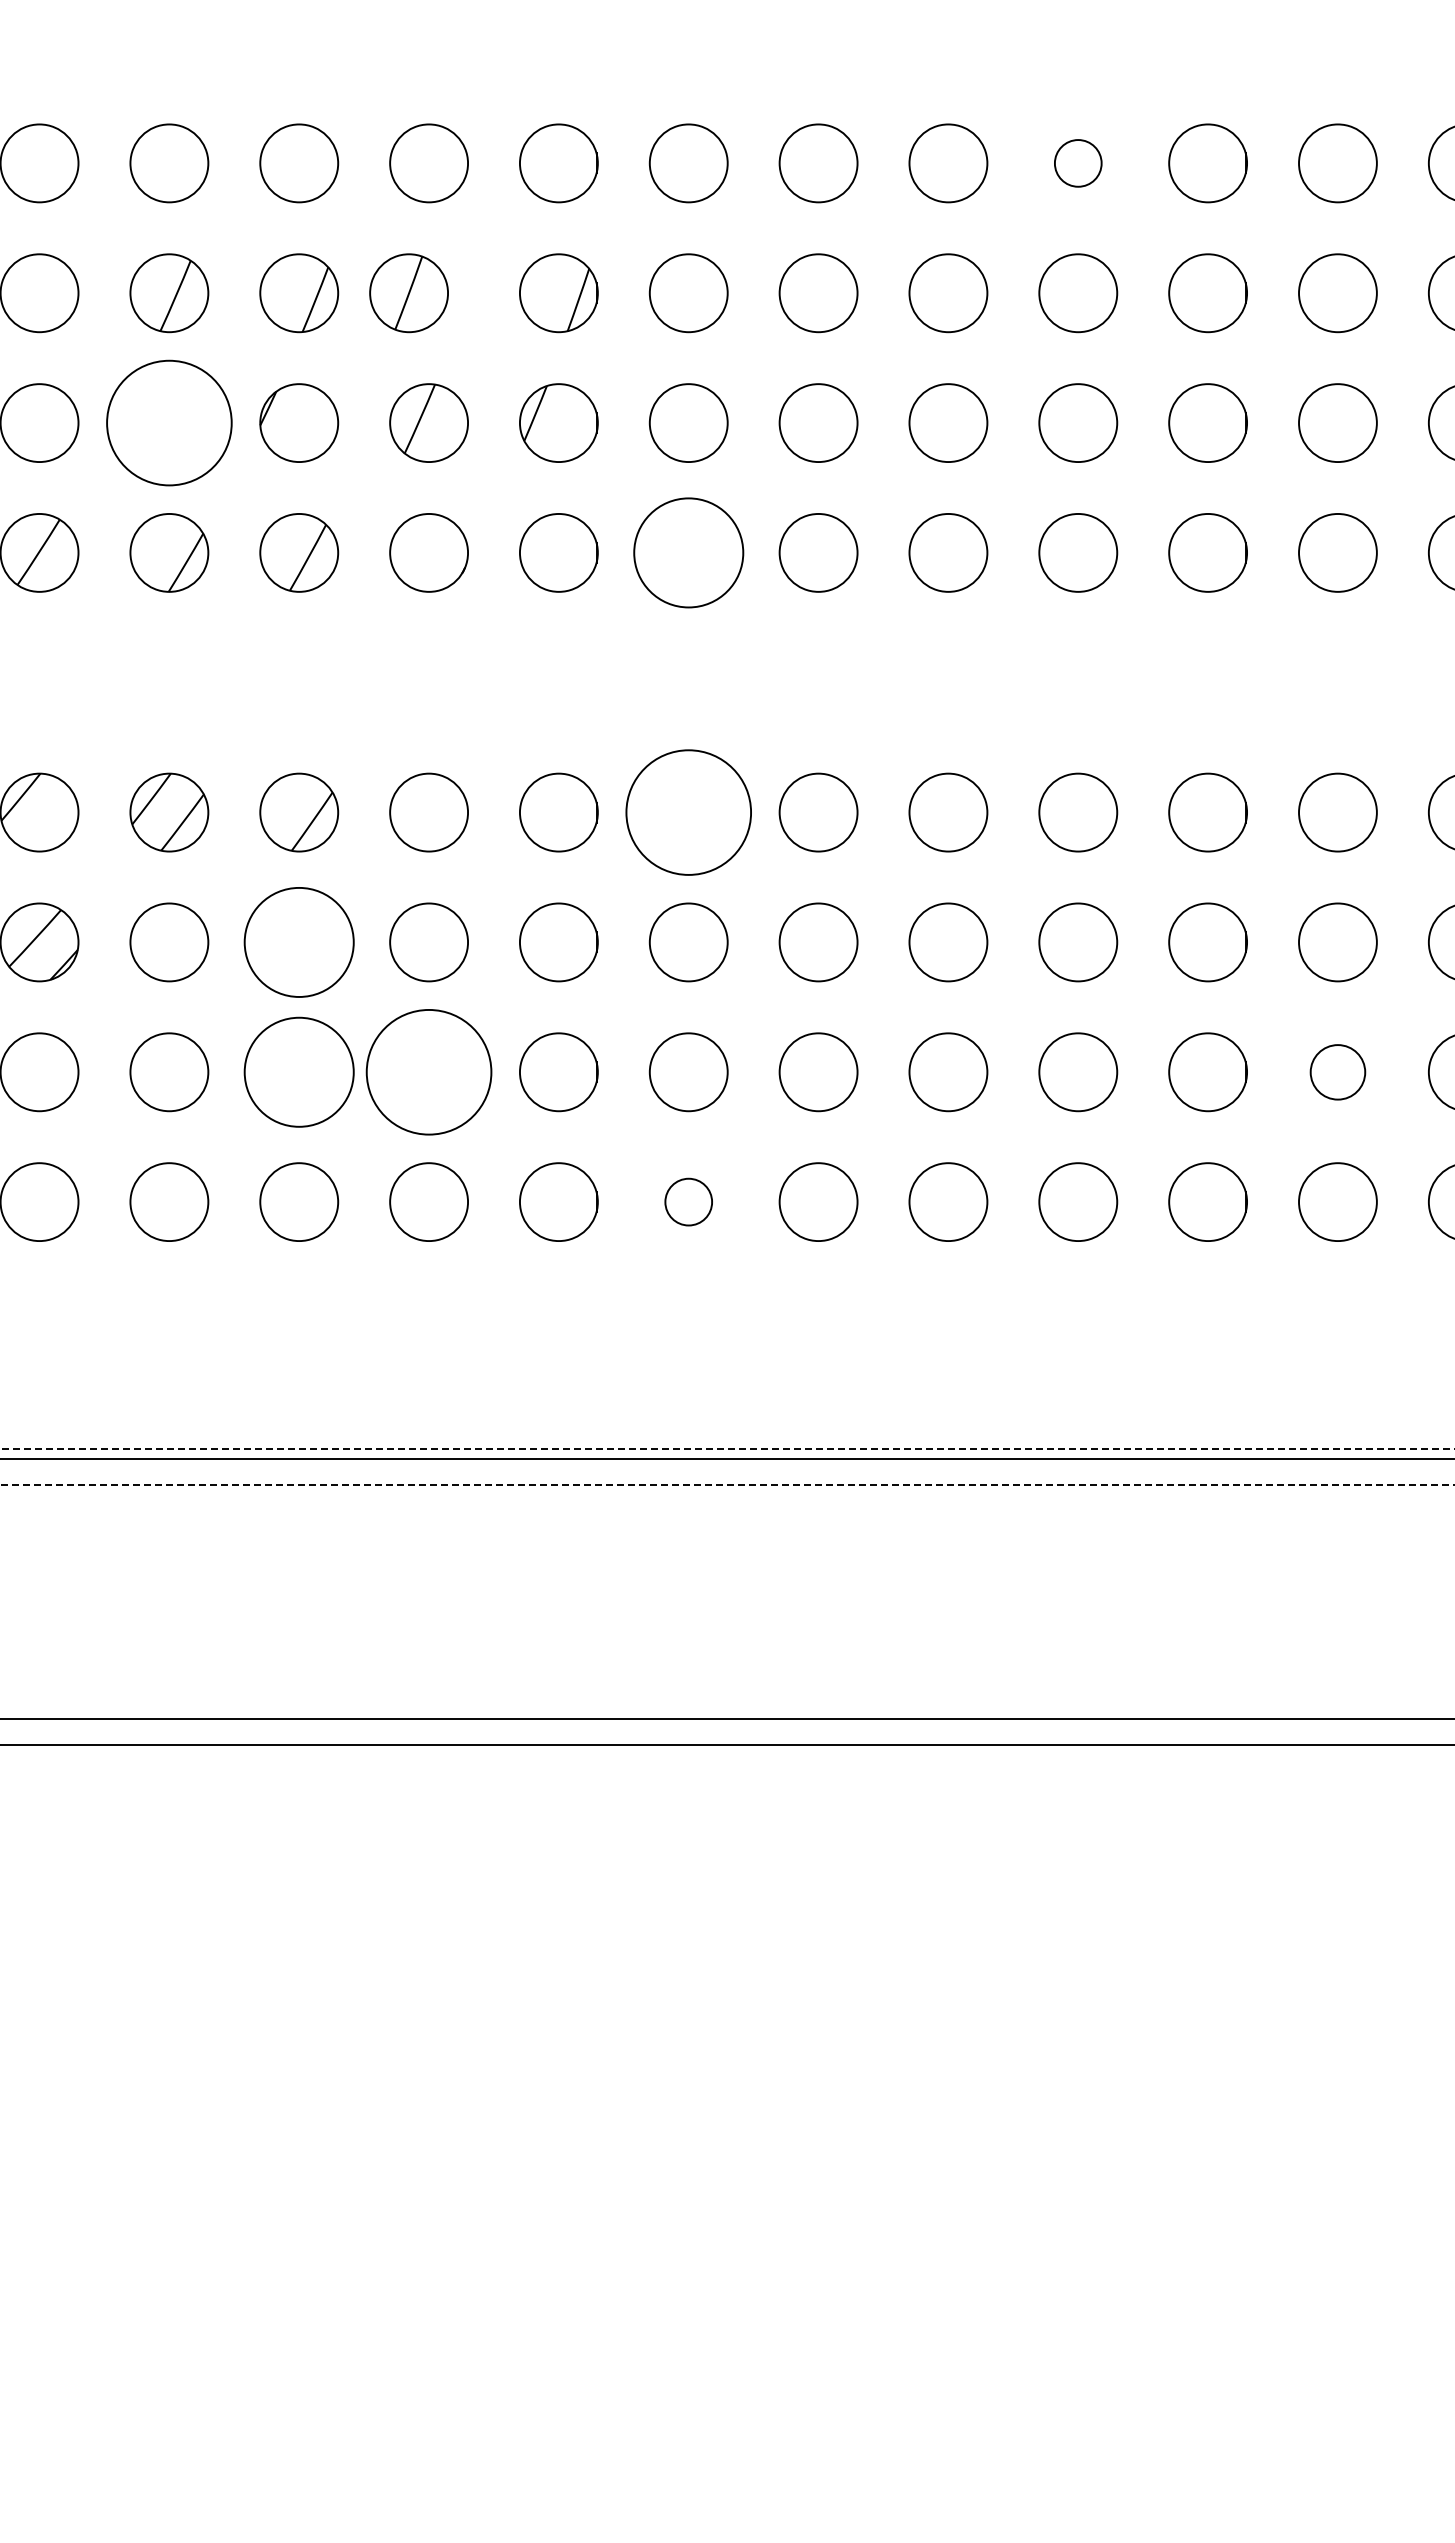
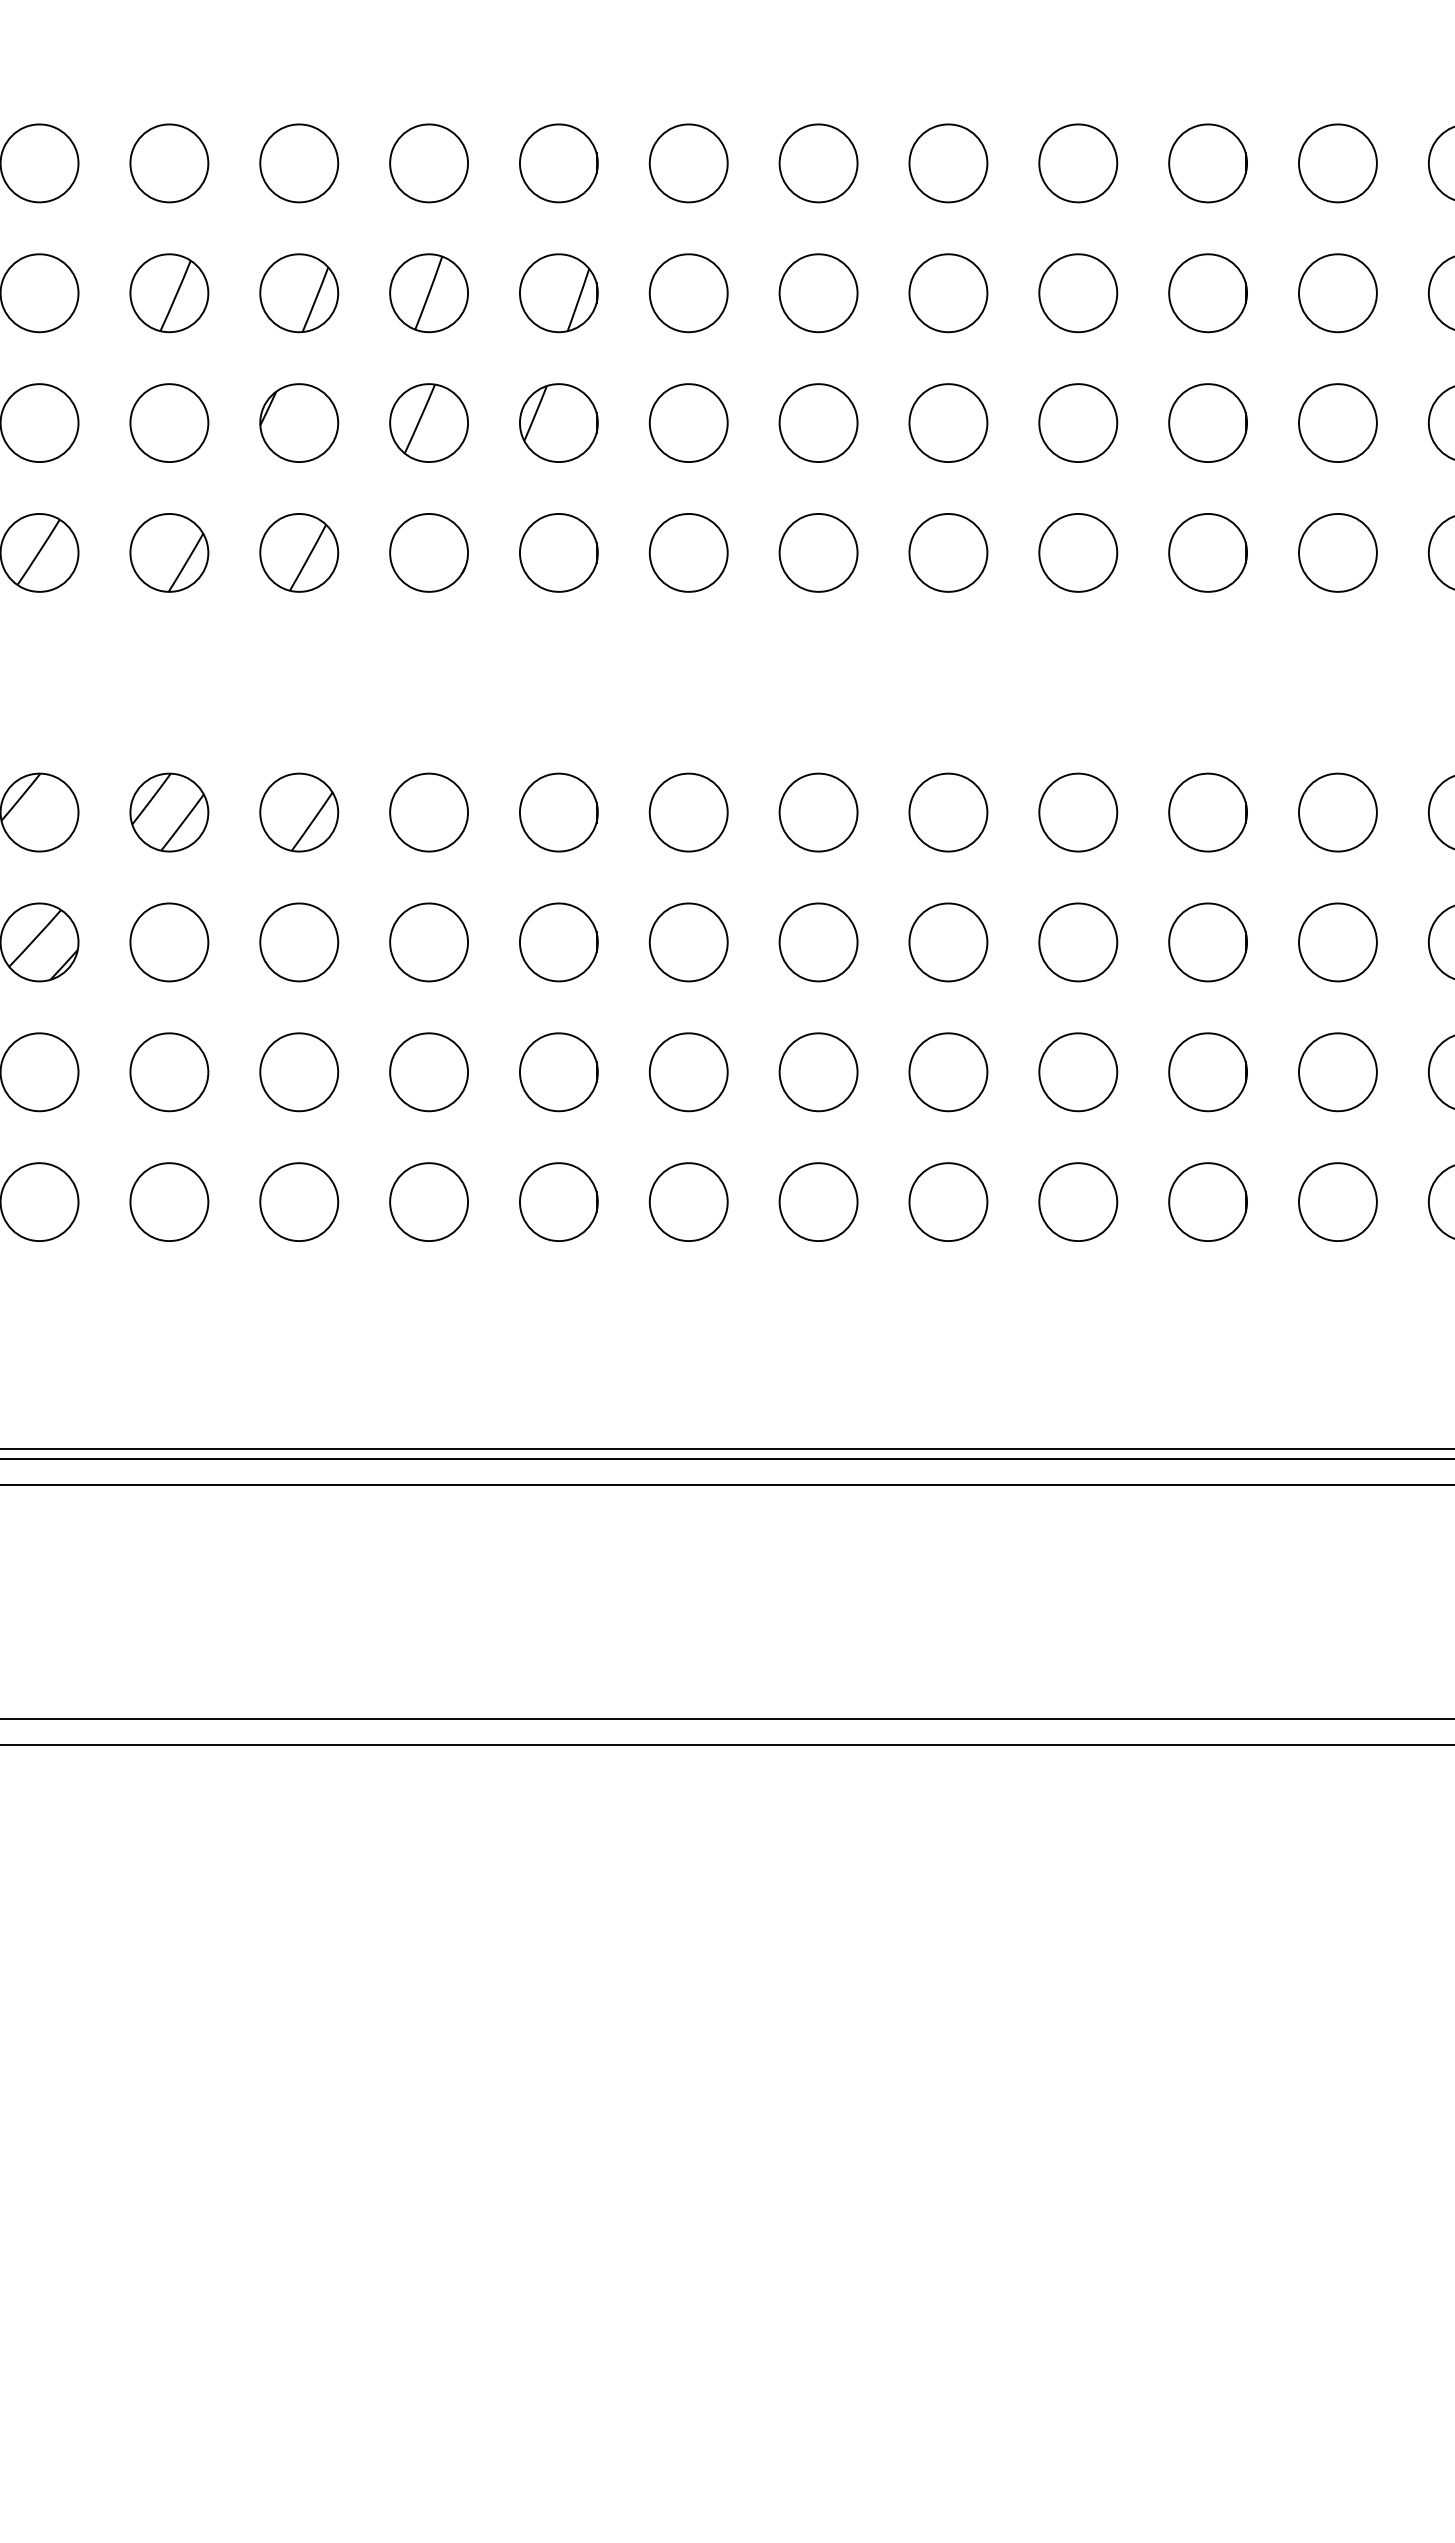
circle diameter: 47 px -> 78 px (1078, 163)
part position: (408, 293) -> (428, 293) (428, 293)
circle diameter: 125 px -> 78 px (169, 423)
circle diameter: 109 px -> 78 px (688, 552)
circle diameter: 125 px -> 78 px (688, 812)
circle diameter: 109 px -> 78 px (299, 942)
circle diameter: 109 px -> 78 px (299, 1072)
circle diameter: 125 px -> 78 px (429, 1072)
circle size: 58x57 px -> 80x81 px (1337, 1072)
circle diameter: 47 px -> 78 px (688, 1202)
line: dashed -> solid (727, 1448)
line: dashed -> solid (728, 1485)
